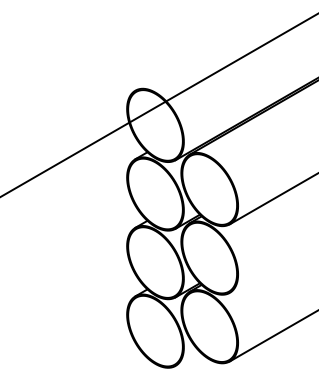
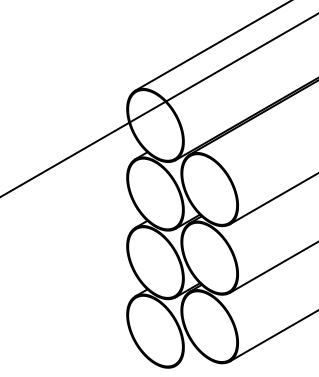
line: none -> present (211, 46)
line: none -> present (272, 267)
